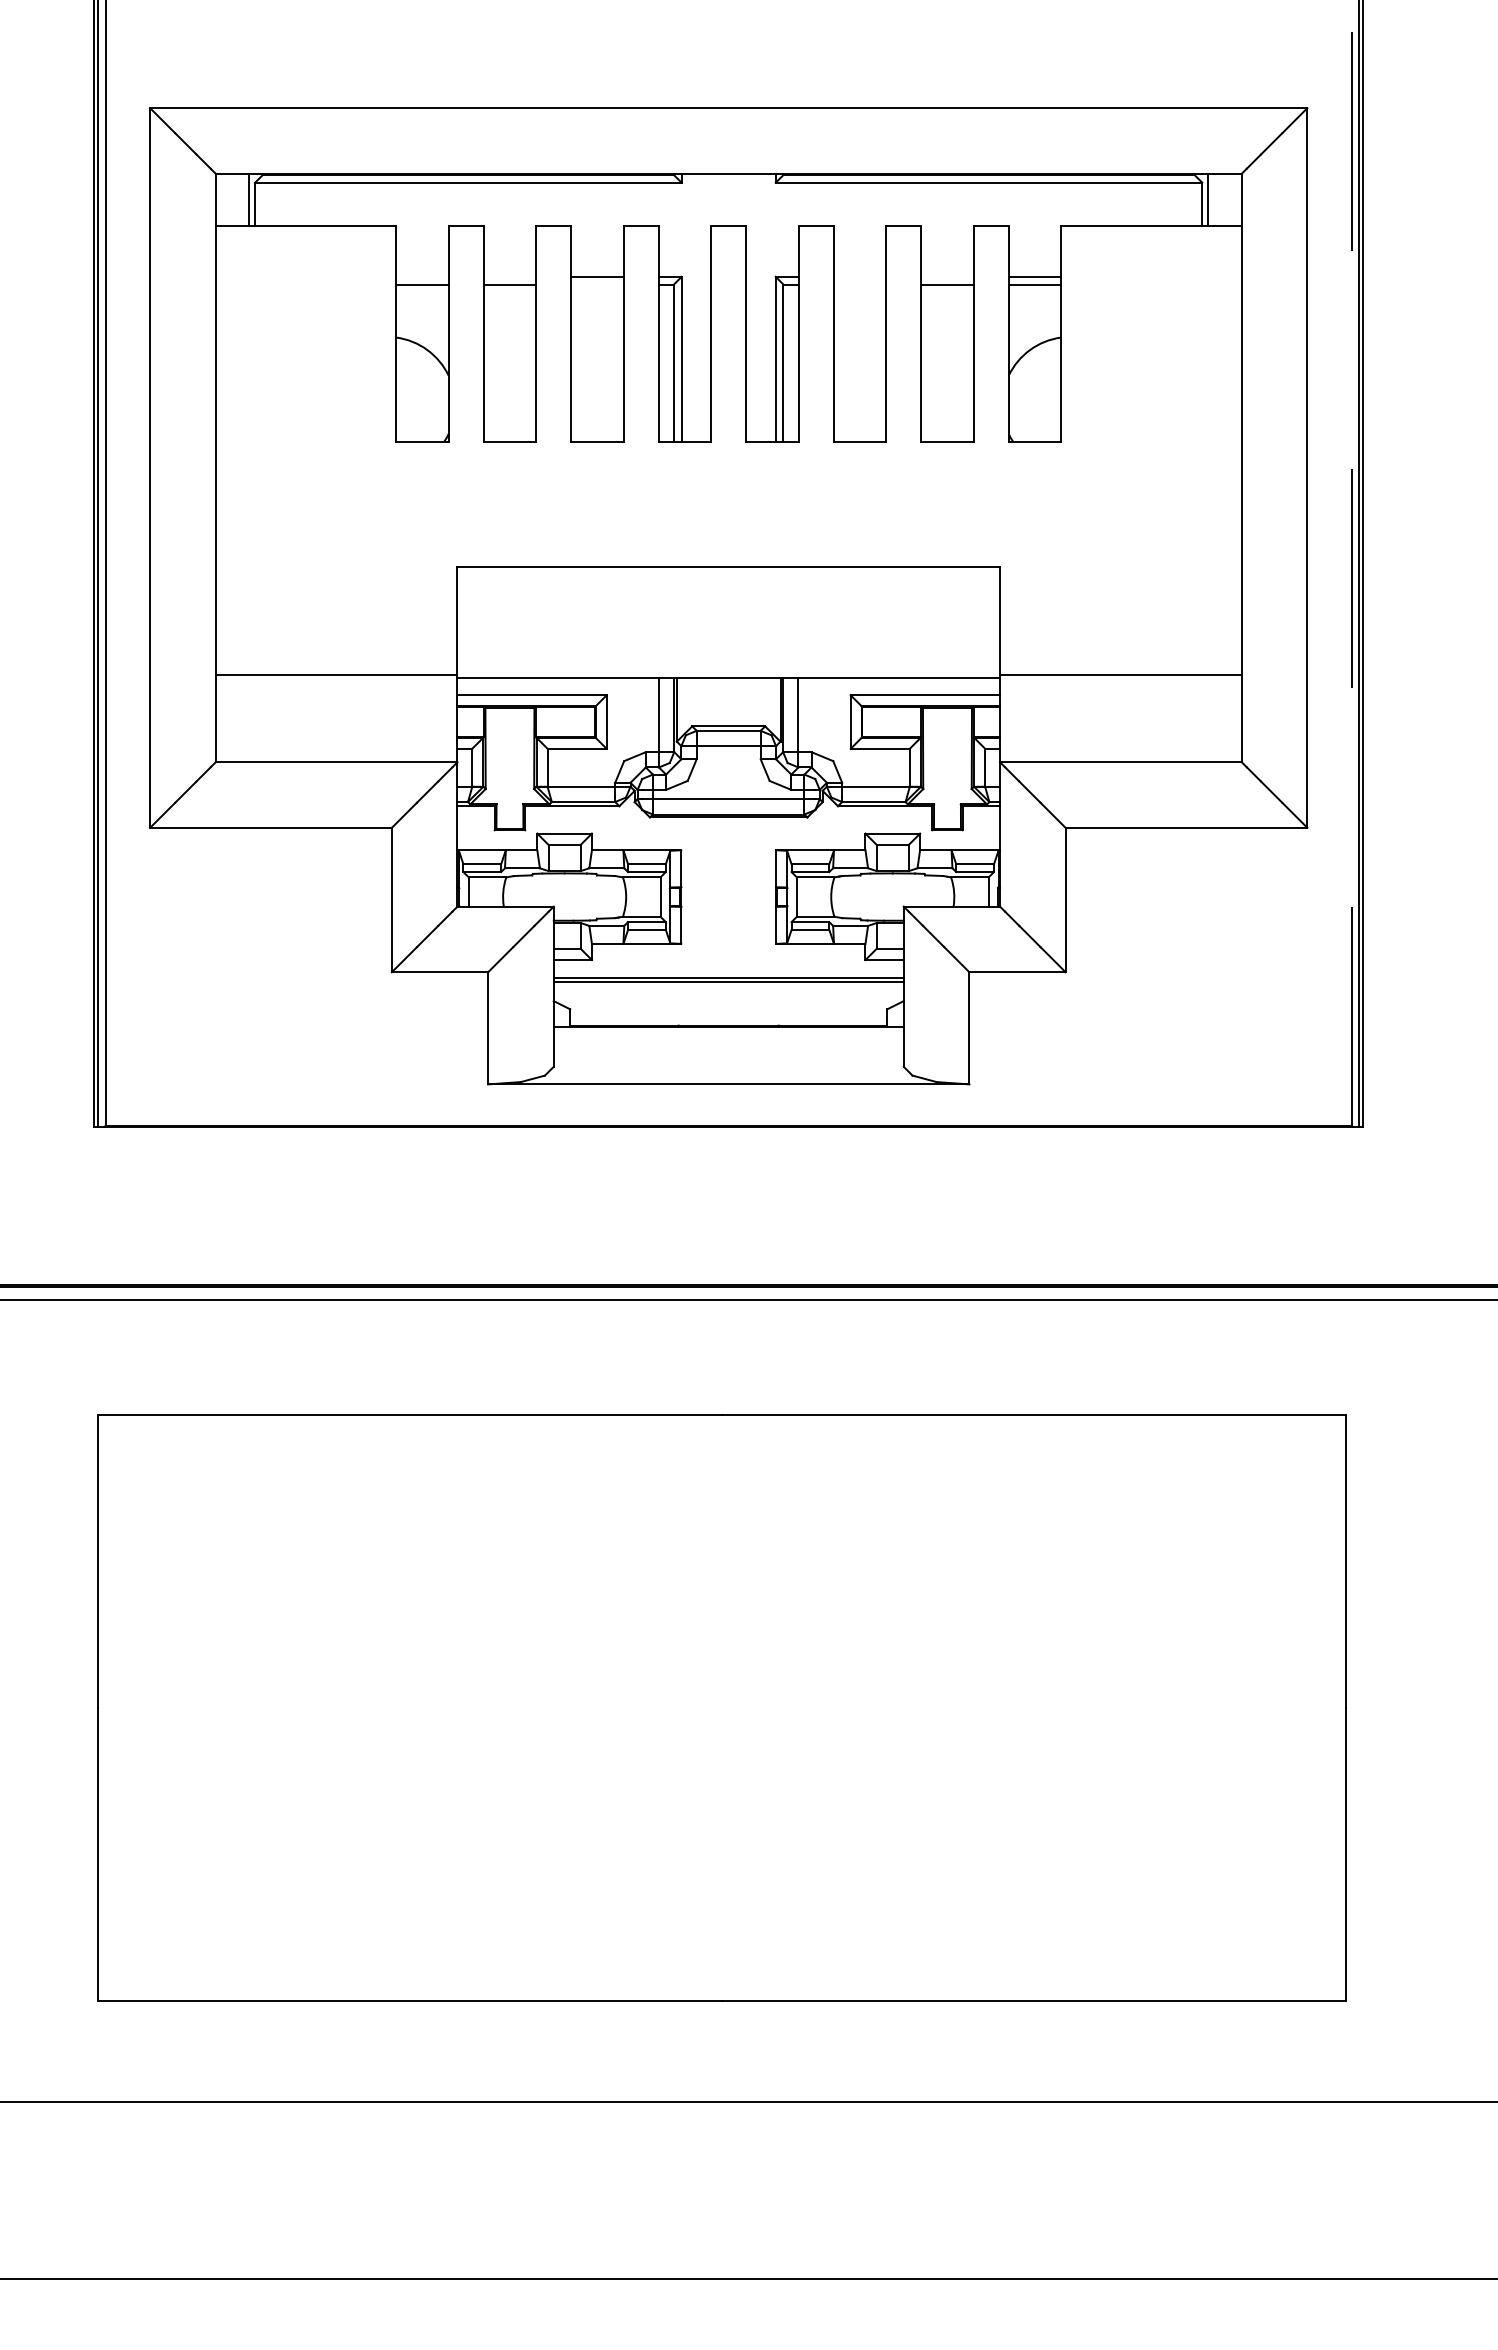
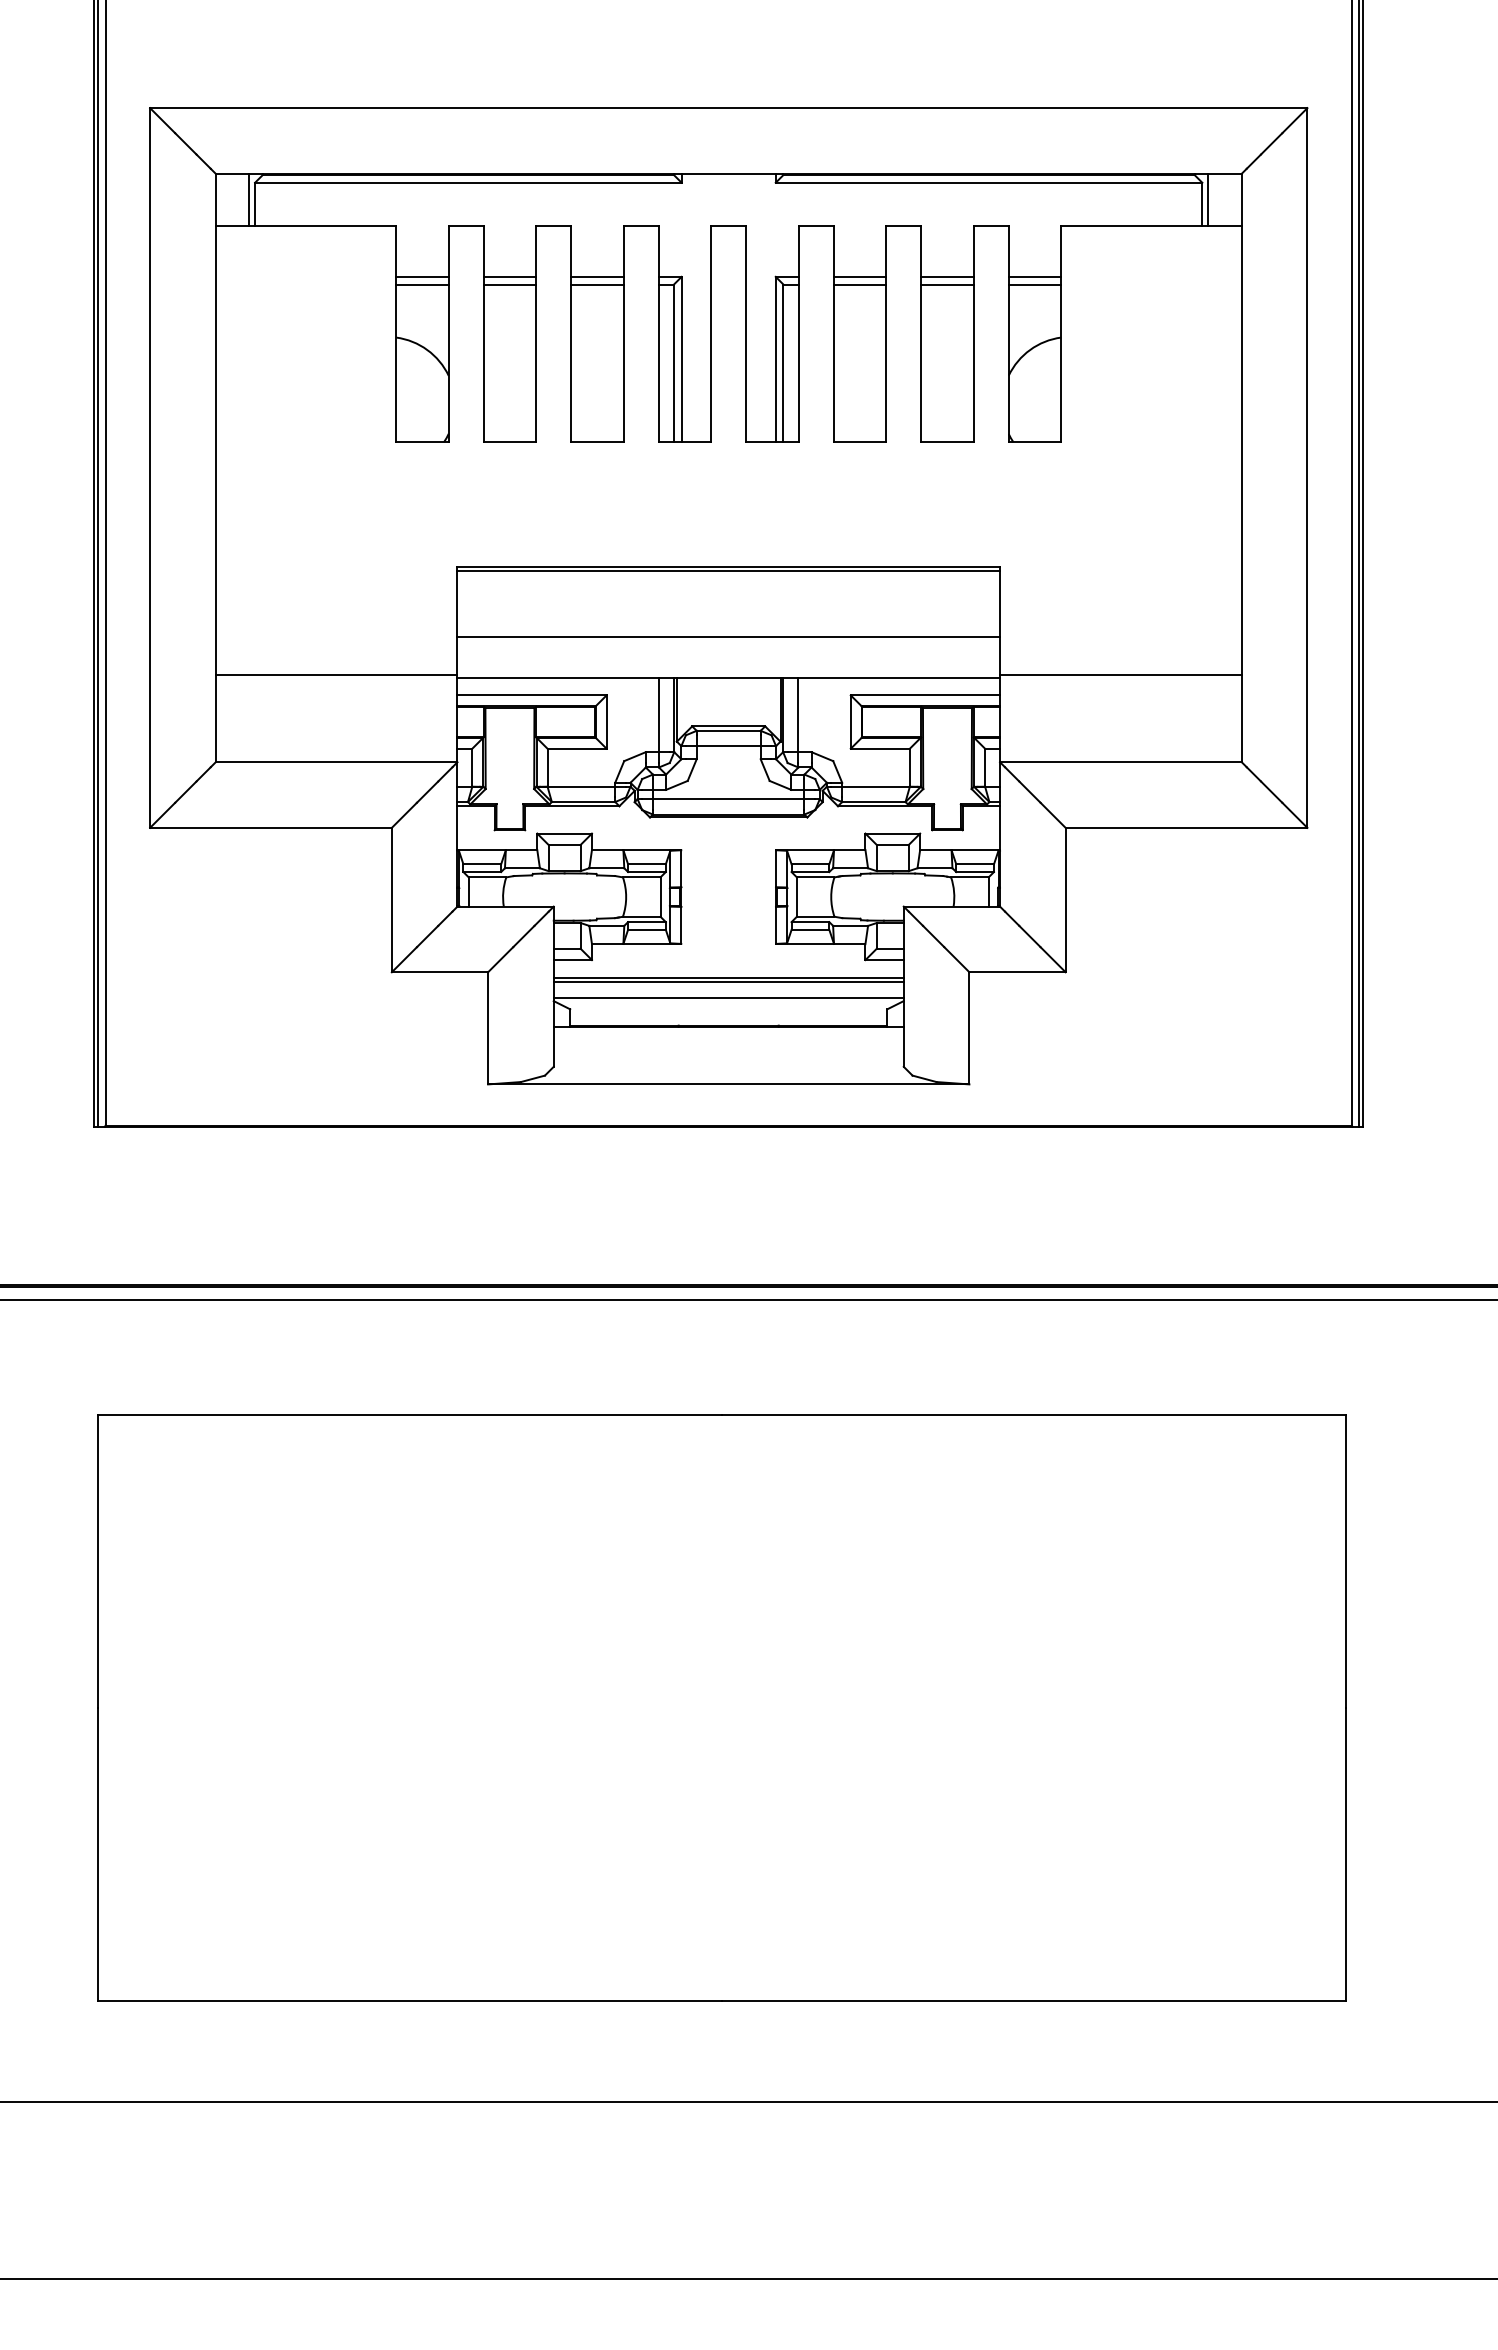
line: none -> present (422, 276)
line: none -> present (509, 276)
line: none -> present (859, 276)
line: none -> present (947, 276)
line: none -> present (597, 284)
line: none -> present (859, 284)
line: dashed -> solid (1352, 562)
line: none -> present (728, 571)
line: none -> present (728, 636)
line: none -> present (728, 997)
